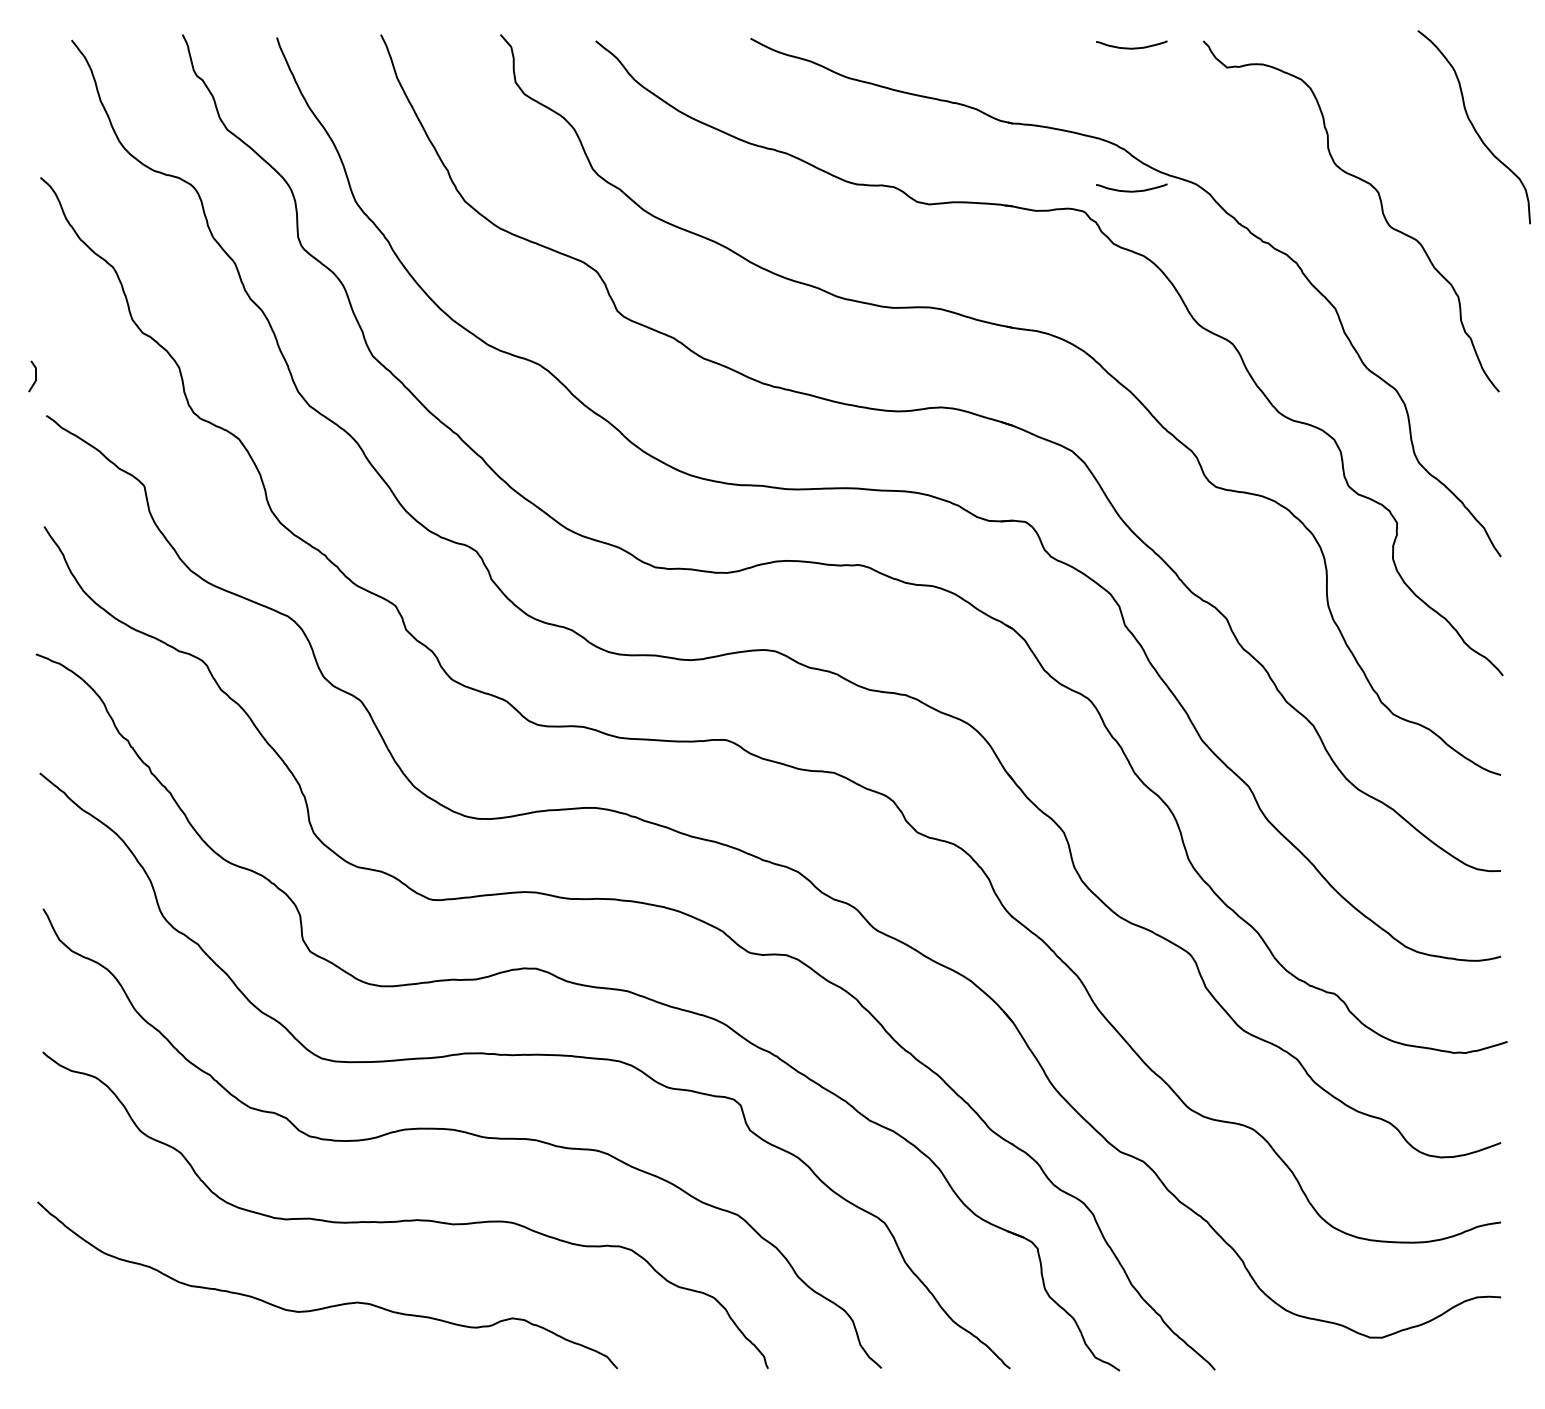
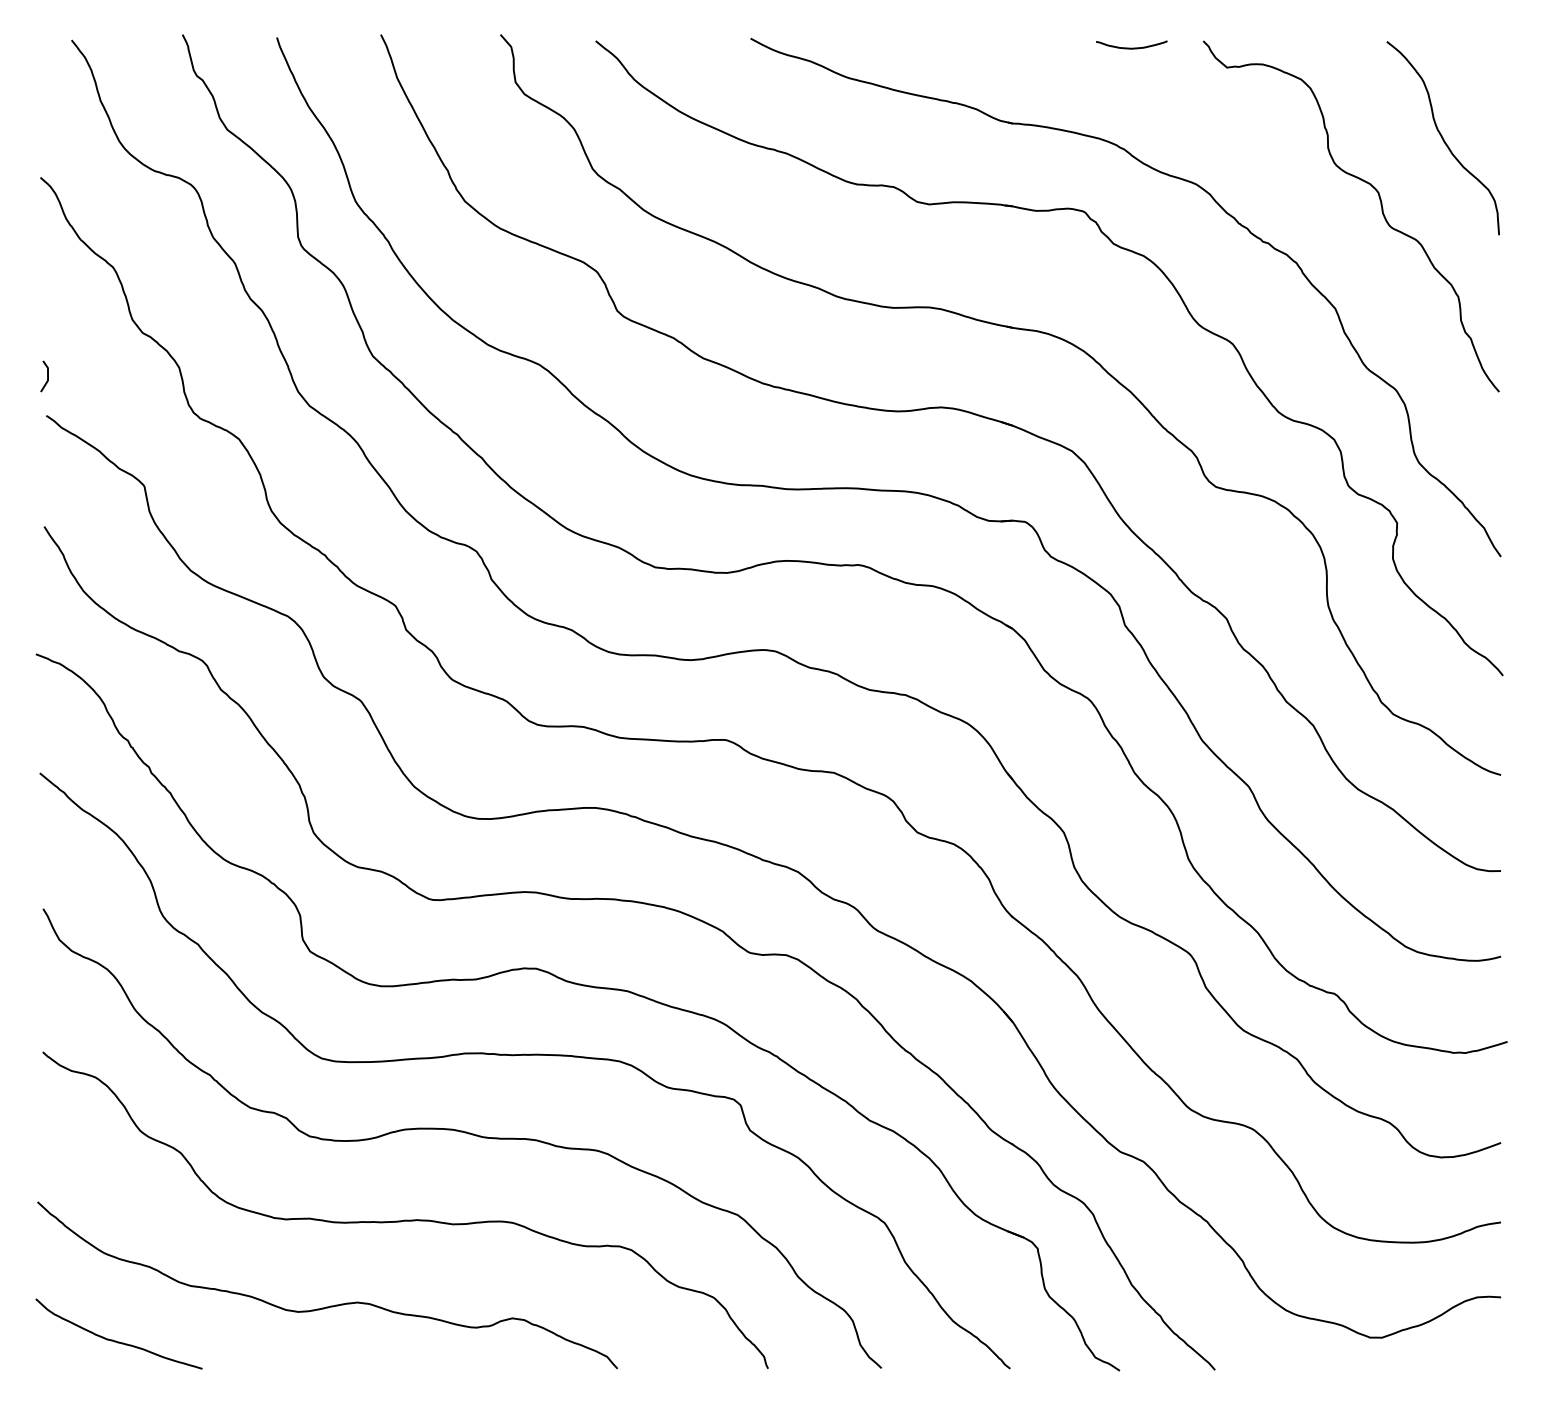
curve position: (1473, 127) -> (1442, 138) (1442, 138)
curve: present -> none (1131, 190)
curve position: (35, 376) -> (47, 376) (47, 376)
curve: none -> present (116, 1340)
